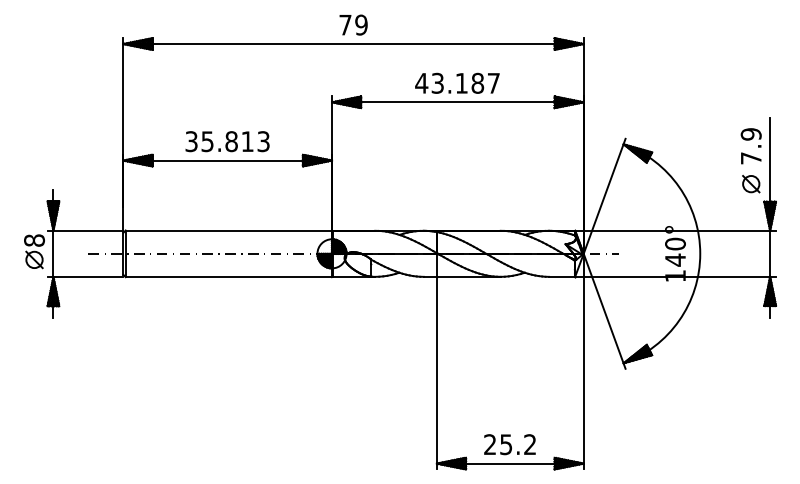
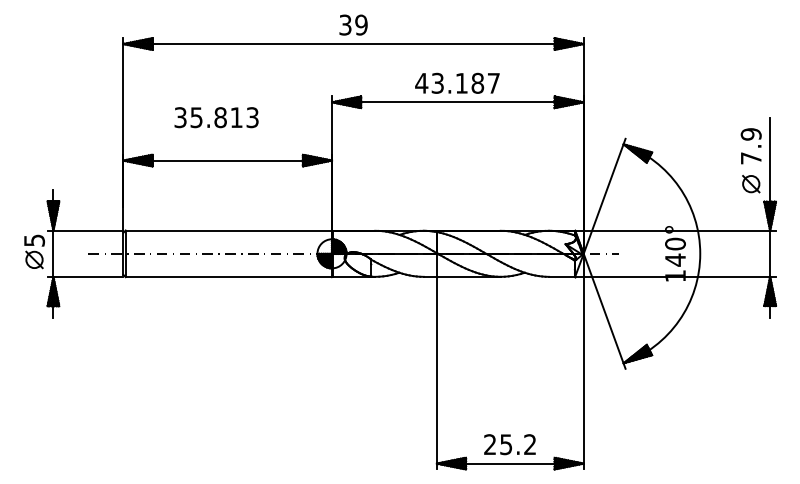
text: 79 -> 39 (345, 24)
text position: (227, 141) -> (216, 117) (216, 117)
text: 8 -> 5 (34, 240)
